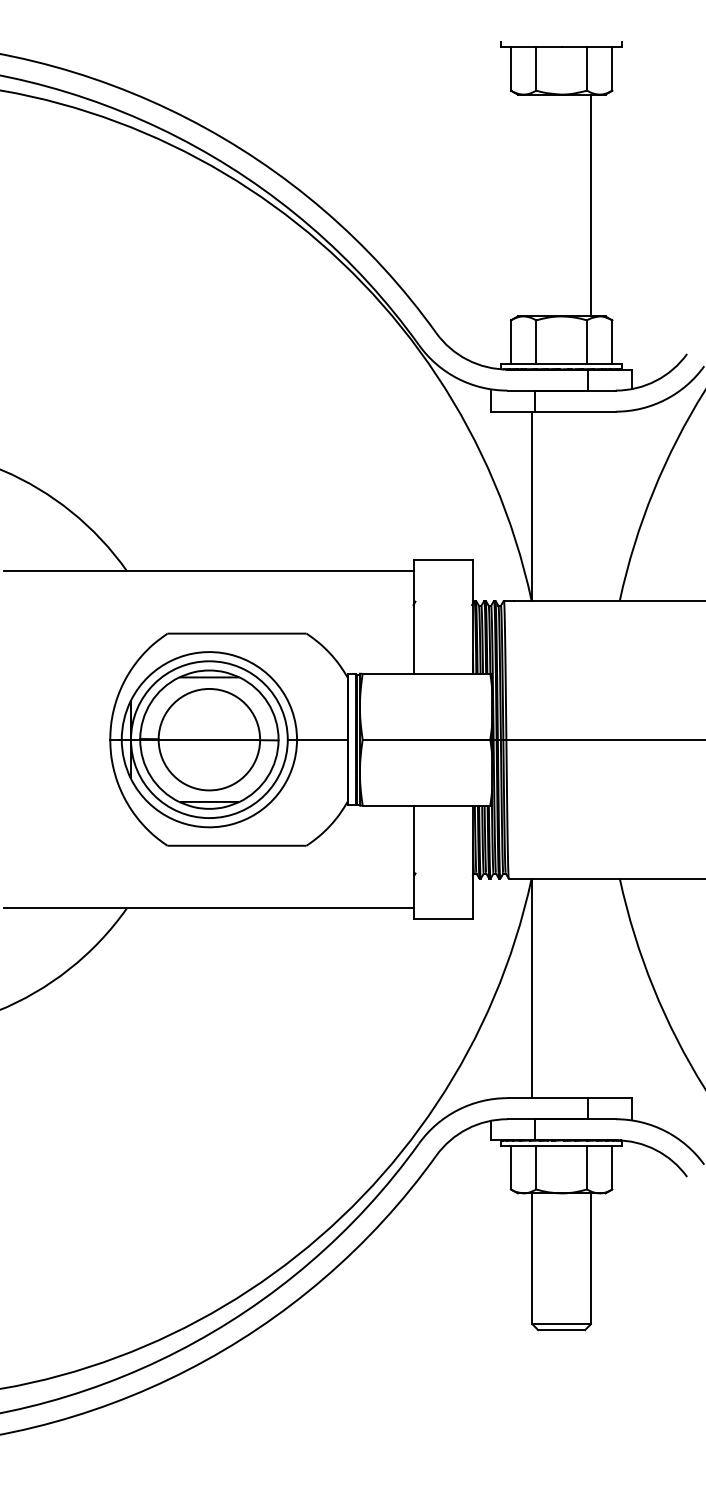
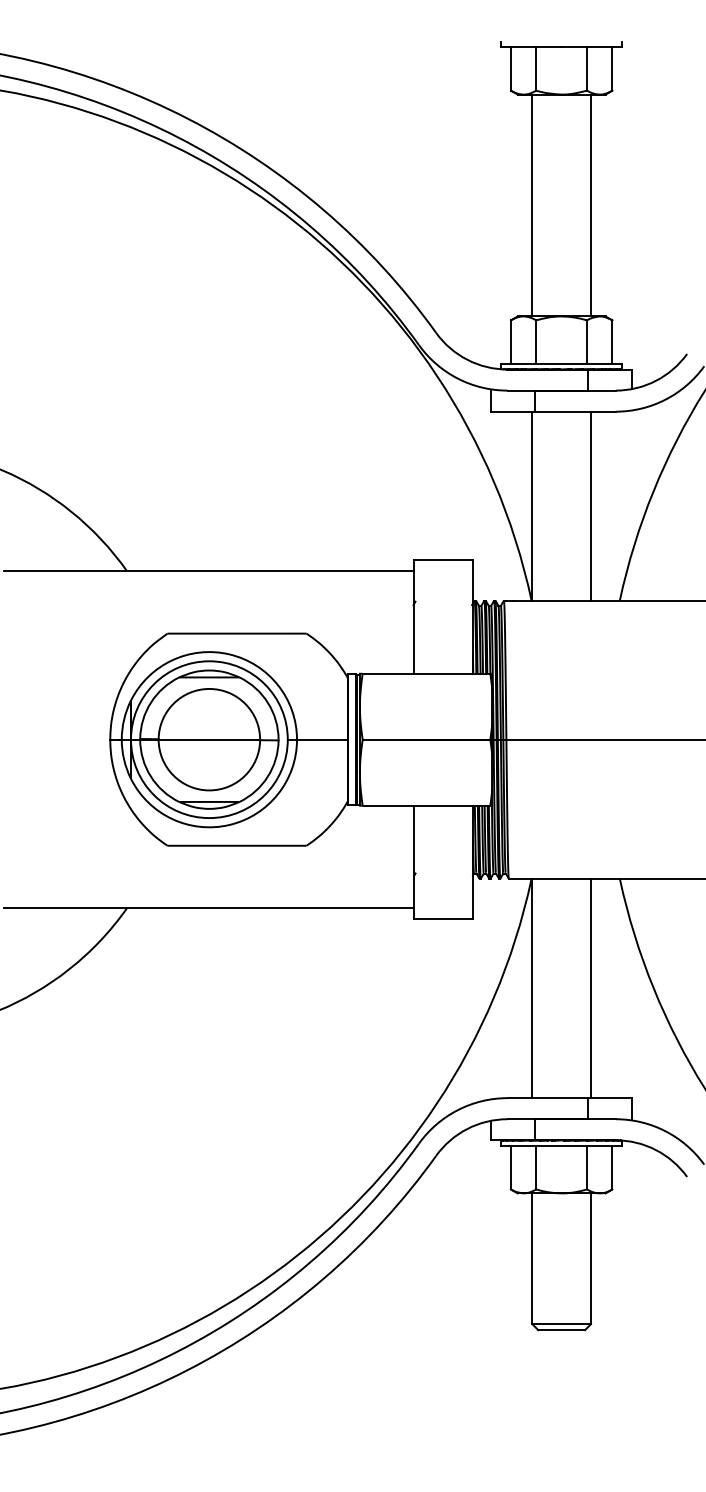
line: none -> present (532, 205)
line: none -> present (590, 505)
line: none -> present (590, 988)
